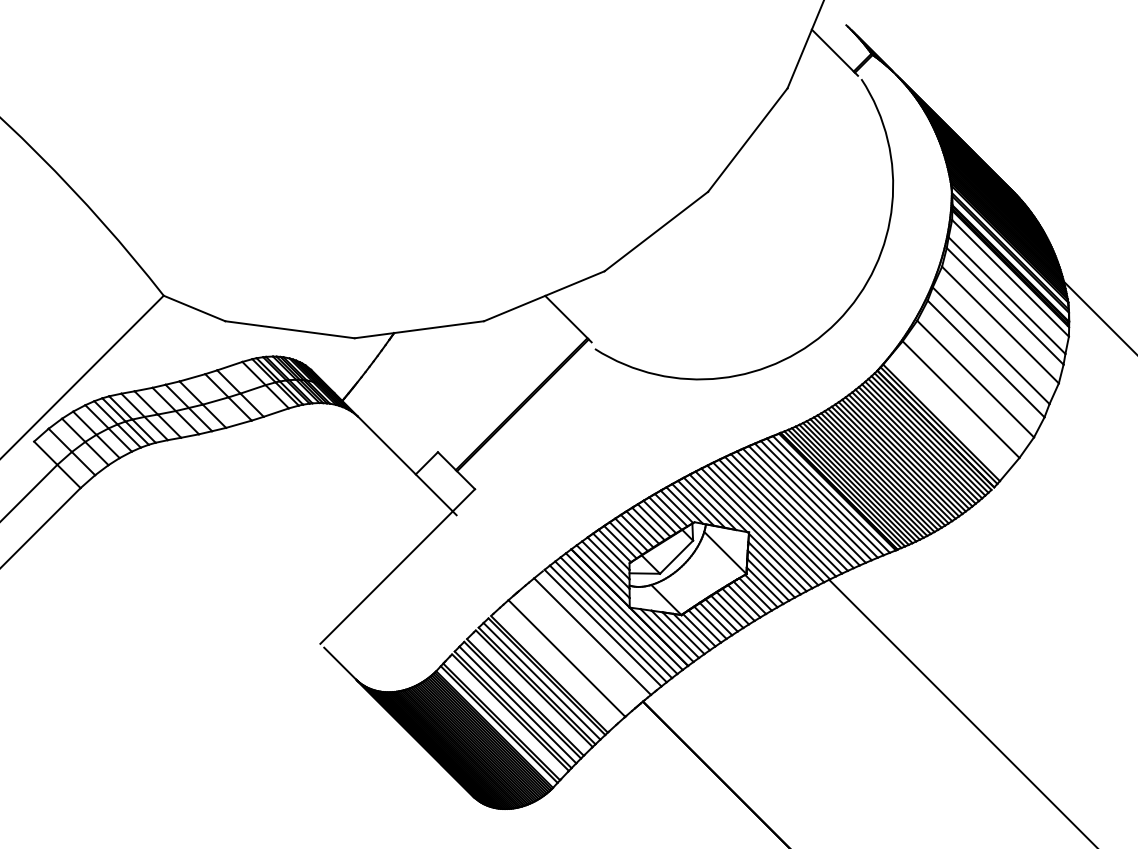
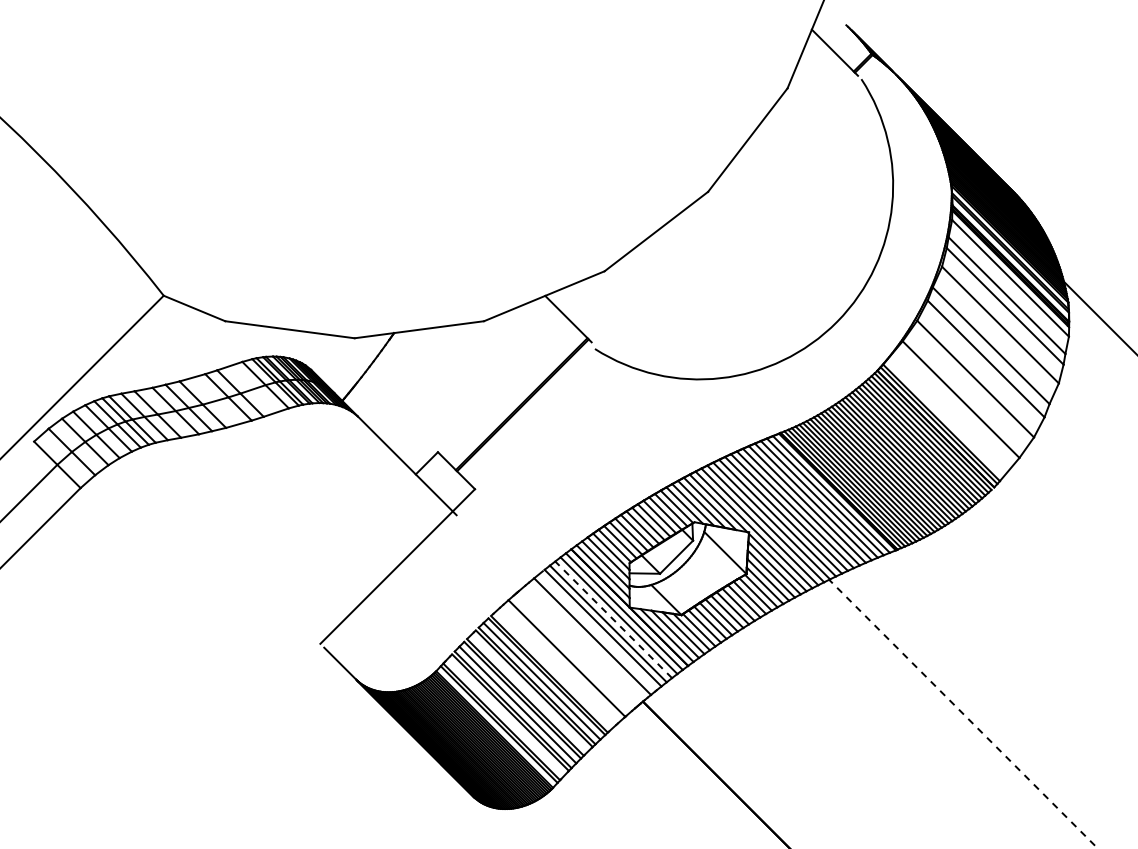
line: solid -> dashed (613, 619)
line: solid -> dashed (963, 714)
